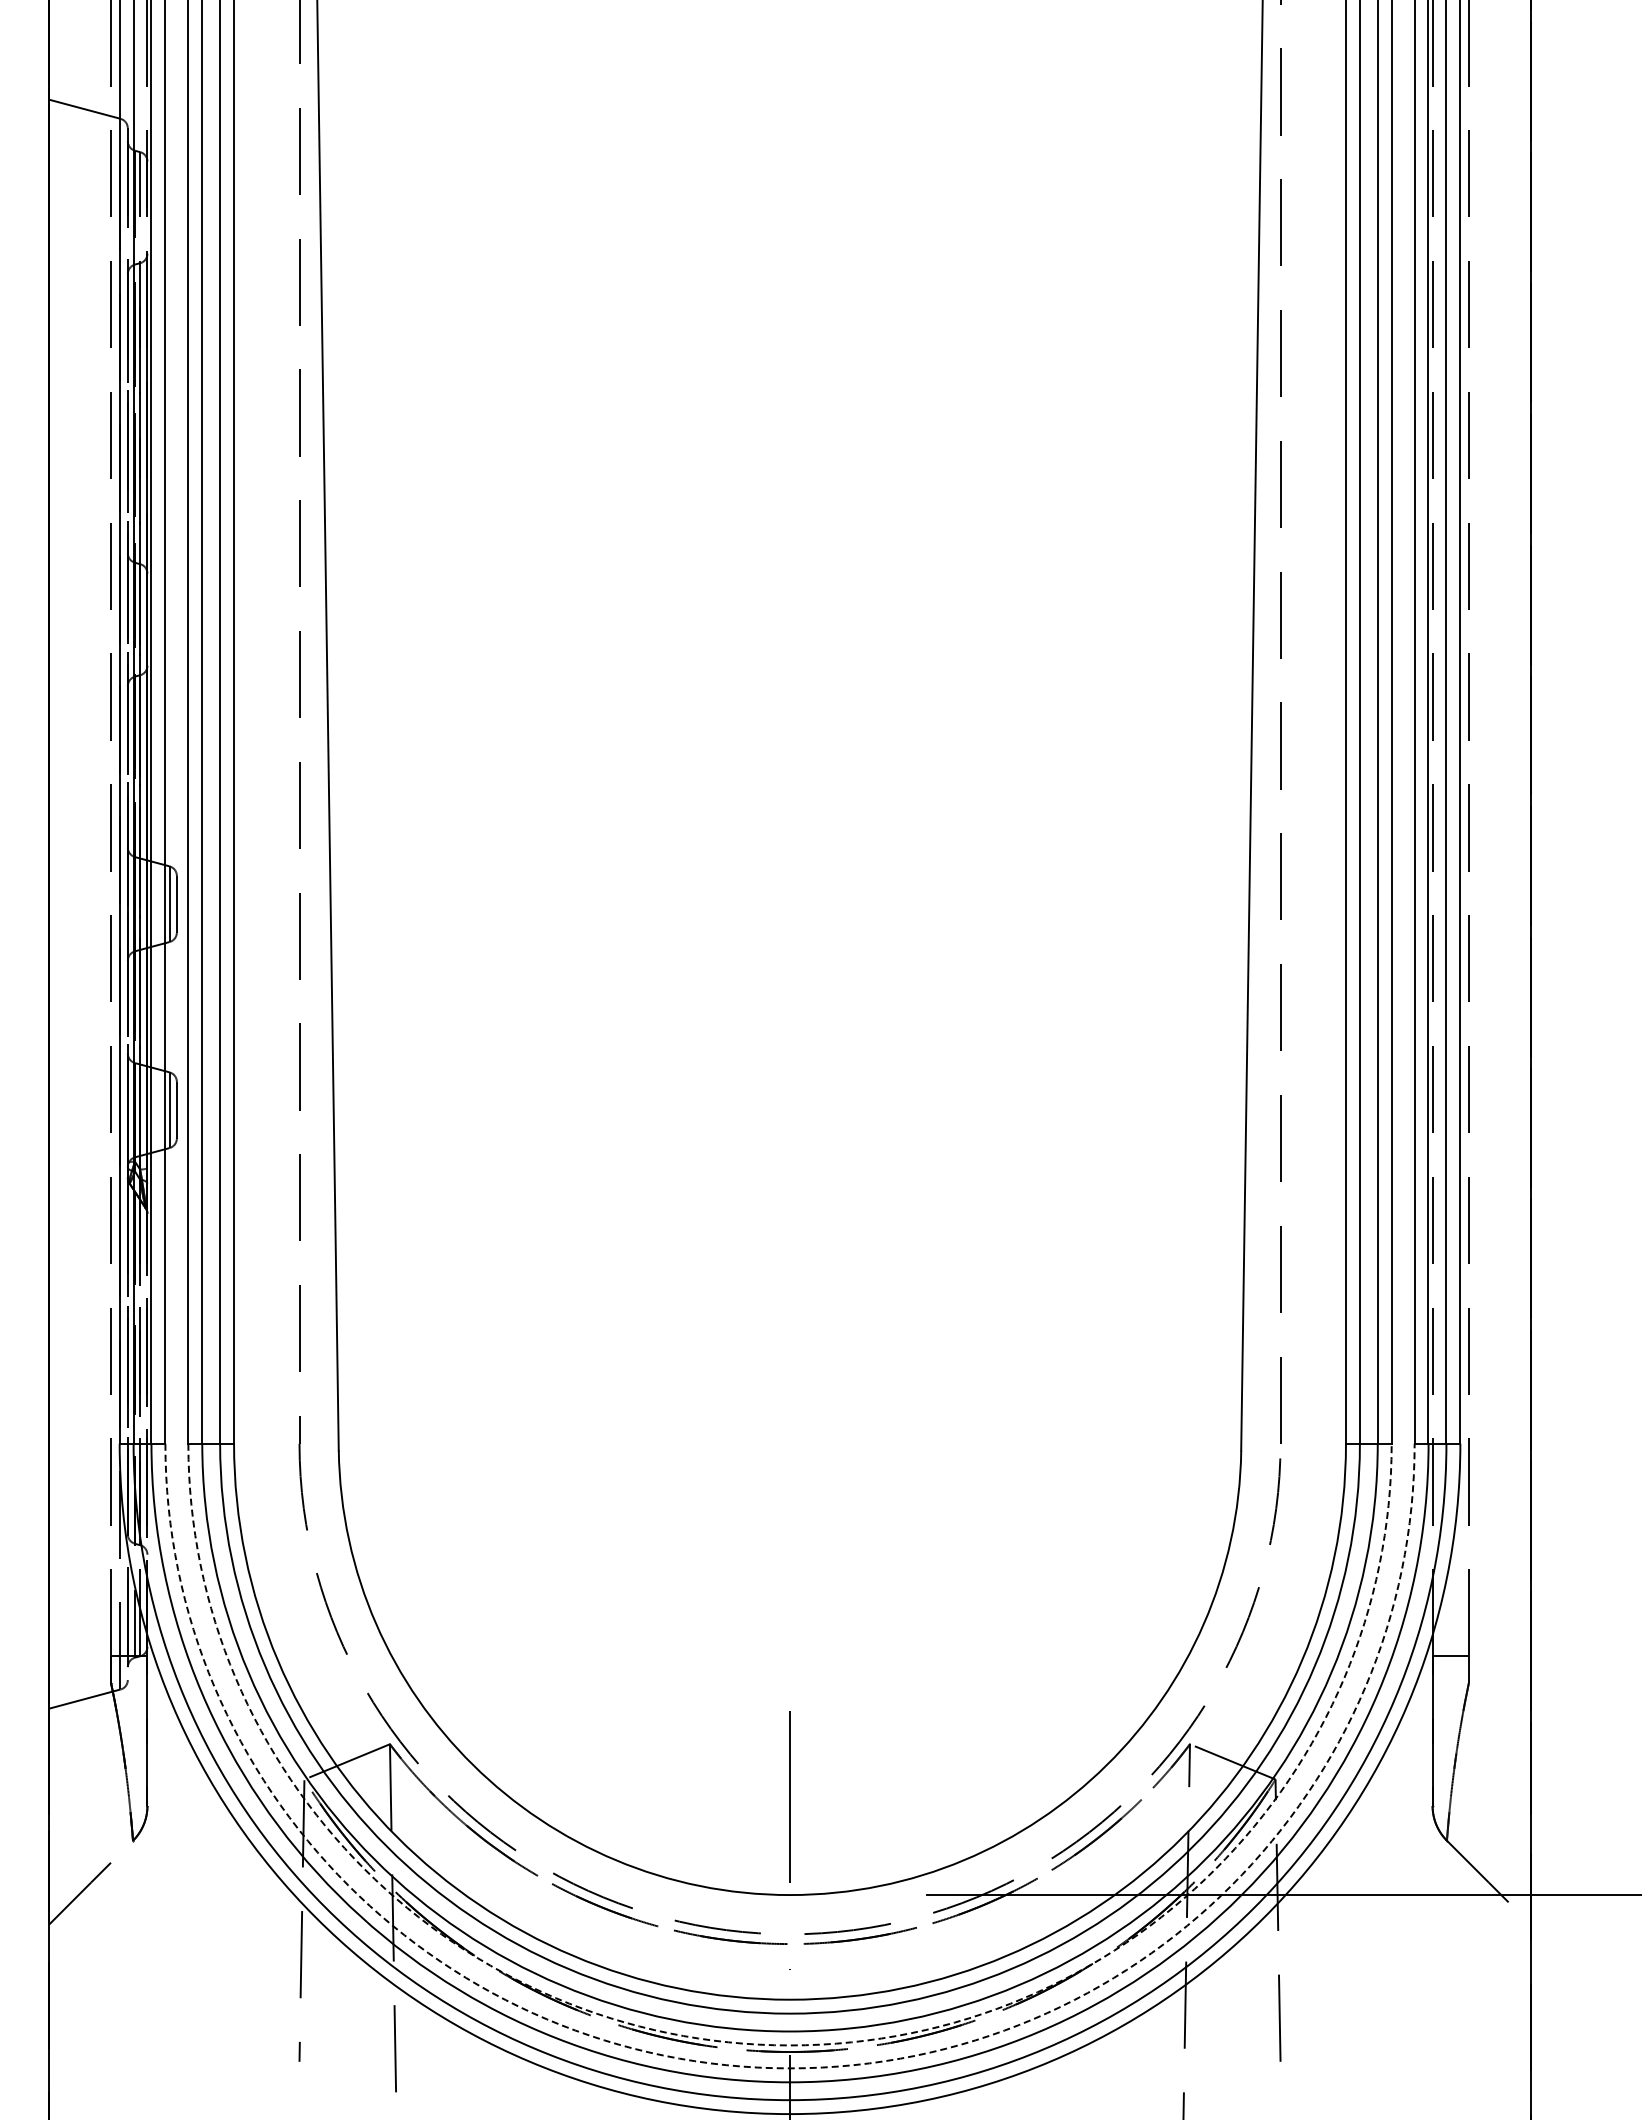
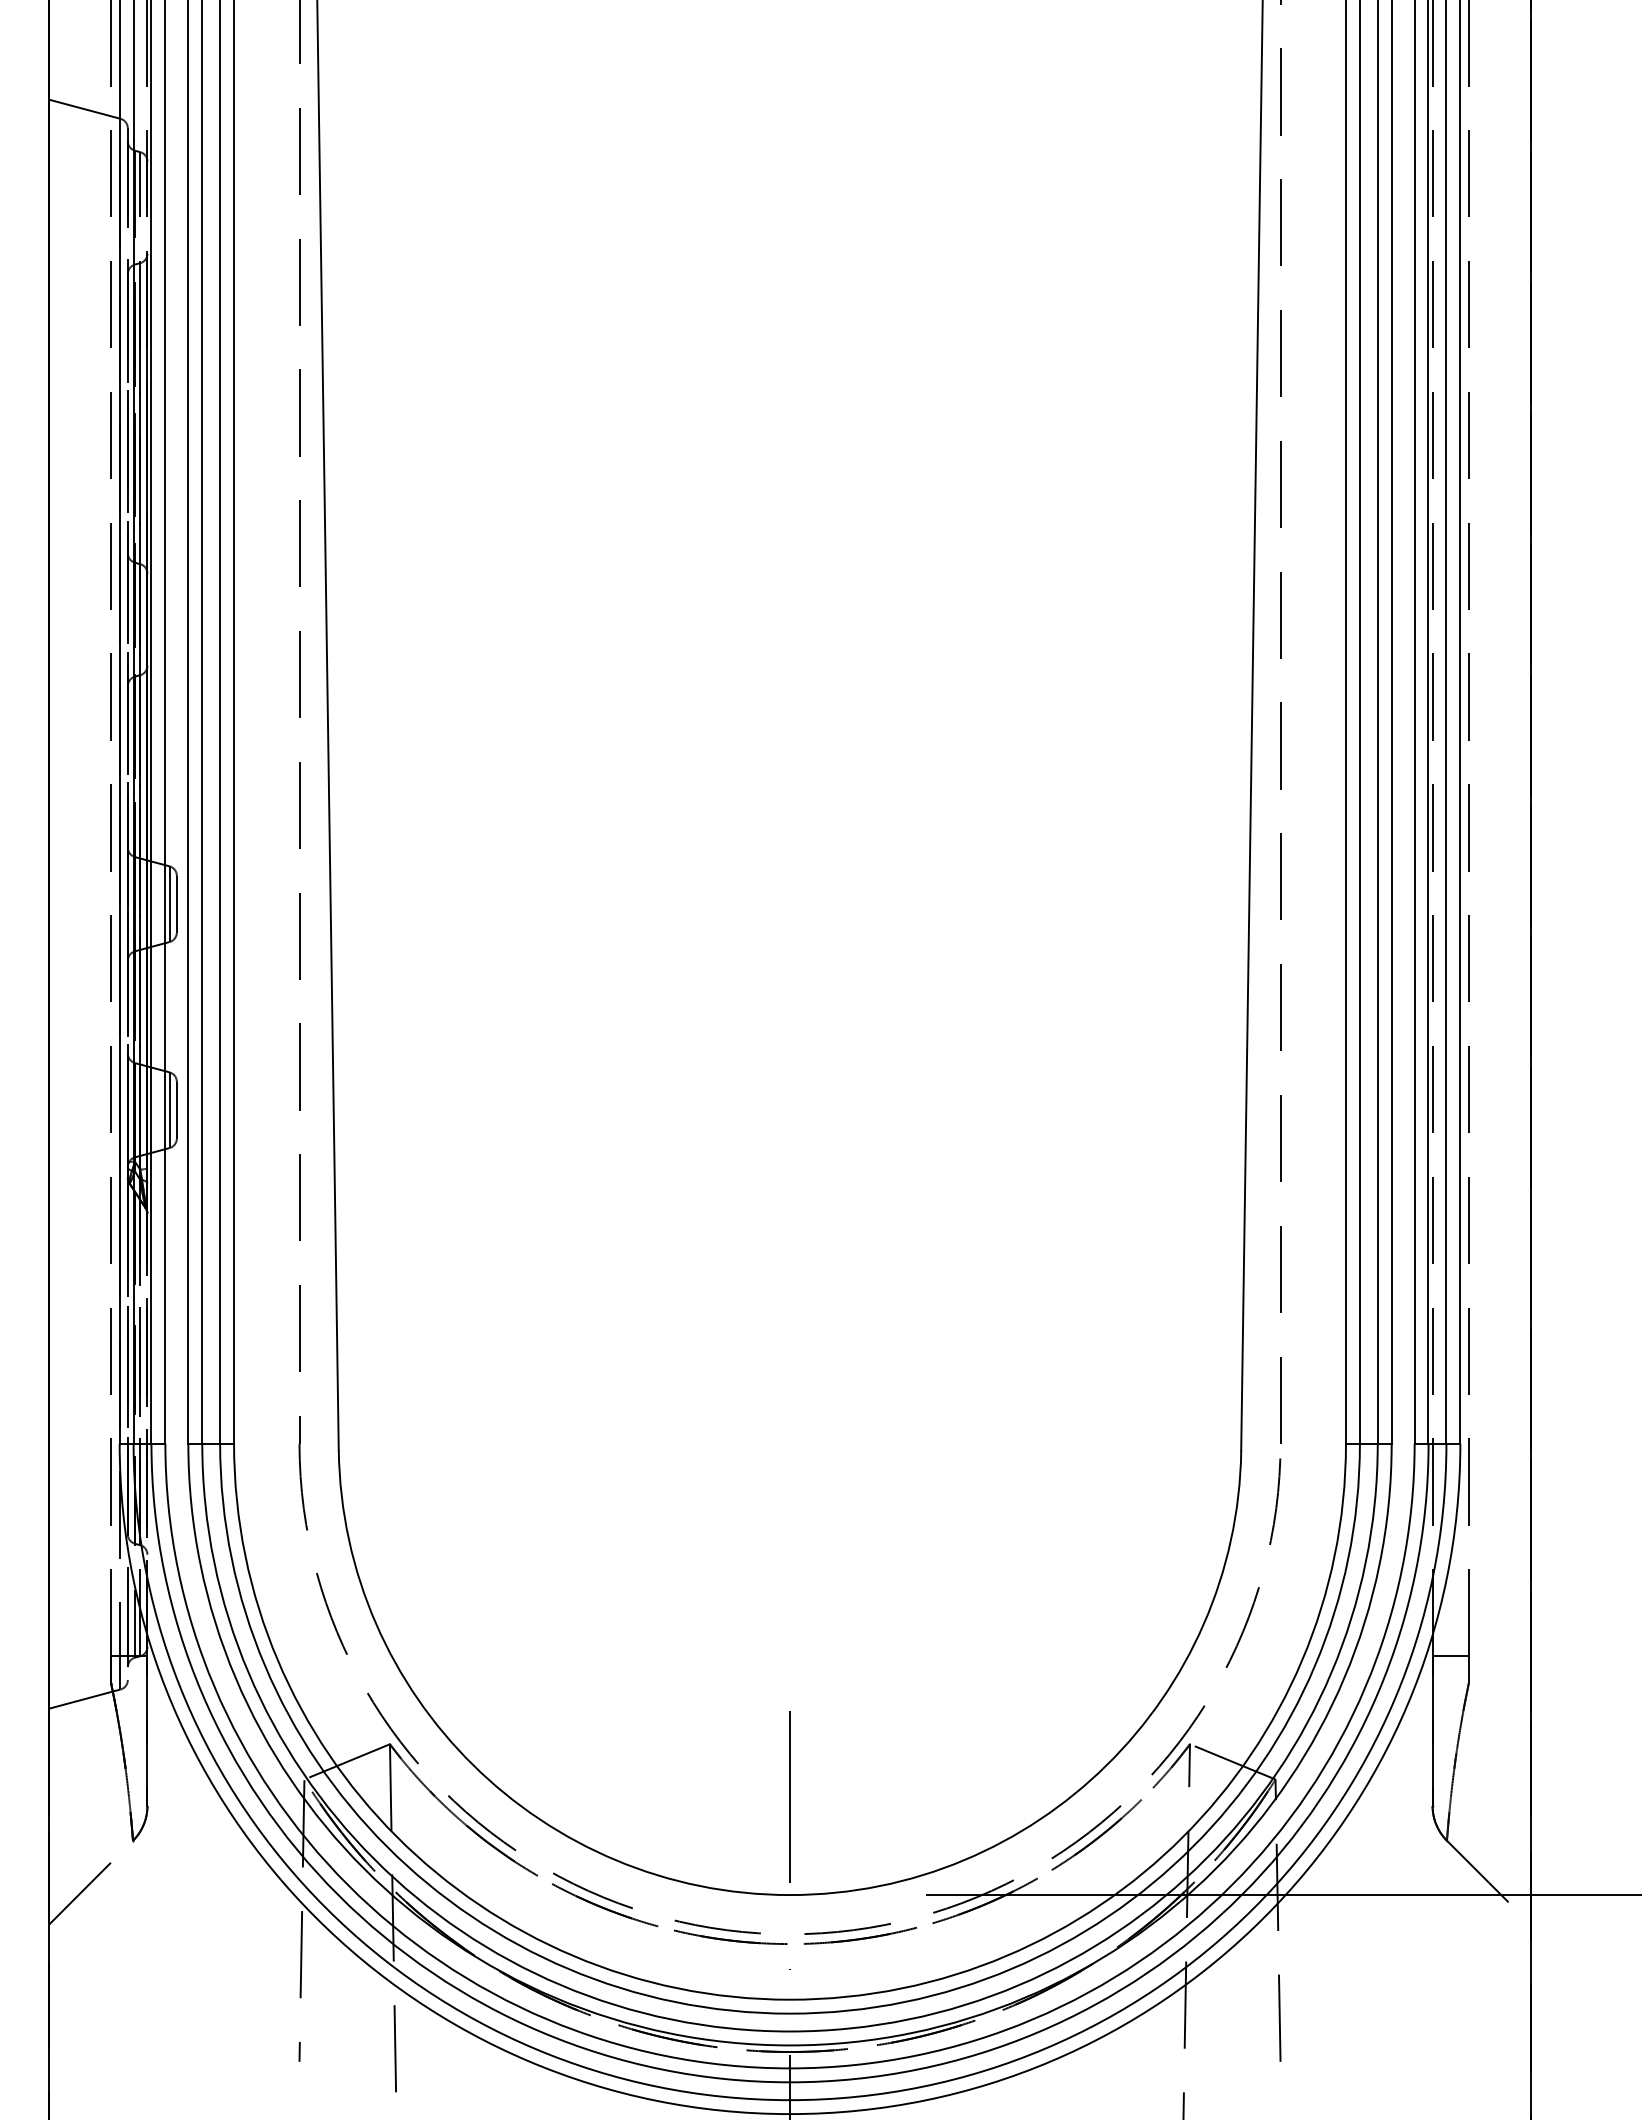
arc: dashed -> solid (790, 2045)
arc: dashed -> solid (790, 2068)
